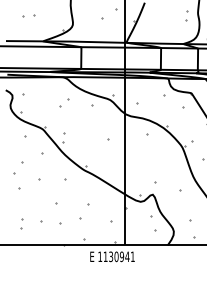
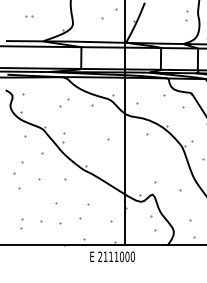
part size: 14x4 px -> 9x3 px (29, 16)
text: 1130941 -> 2111000 (116, 256)
